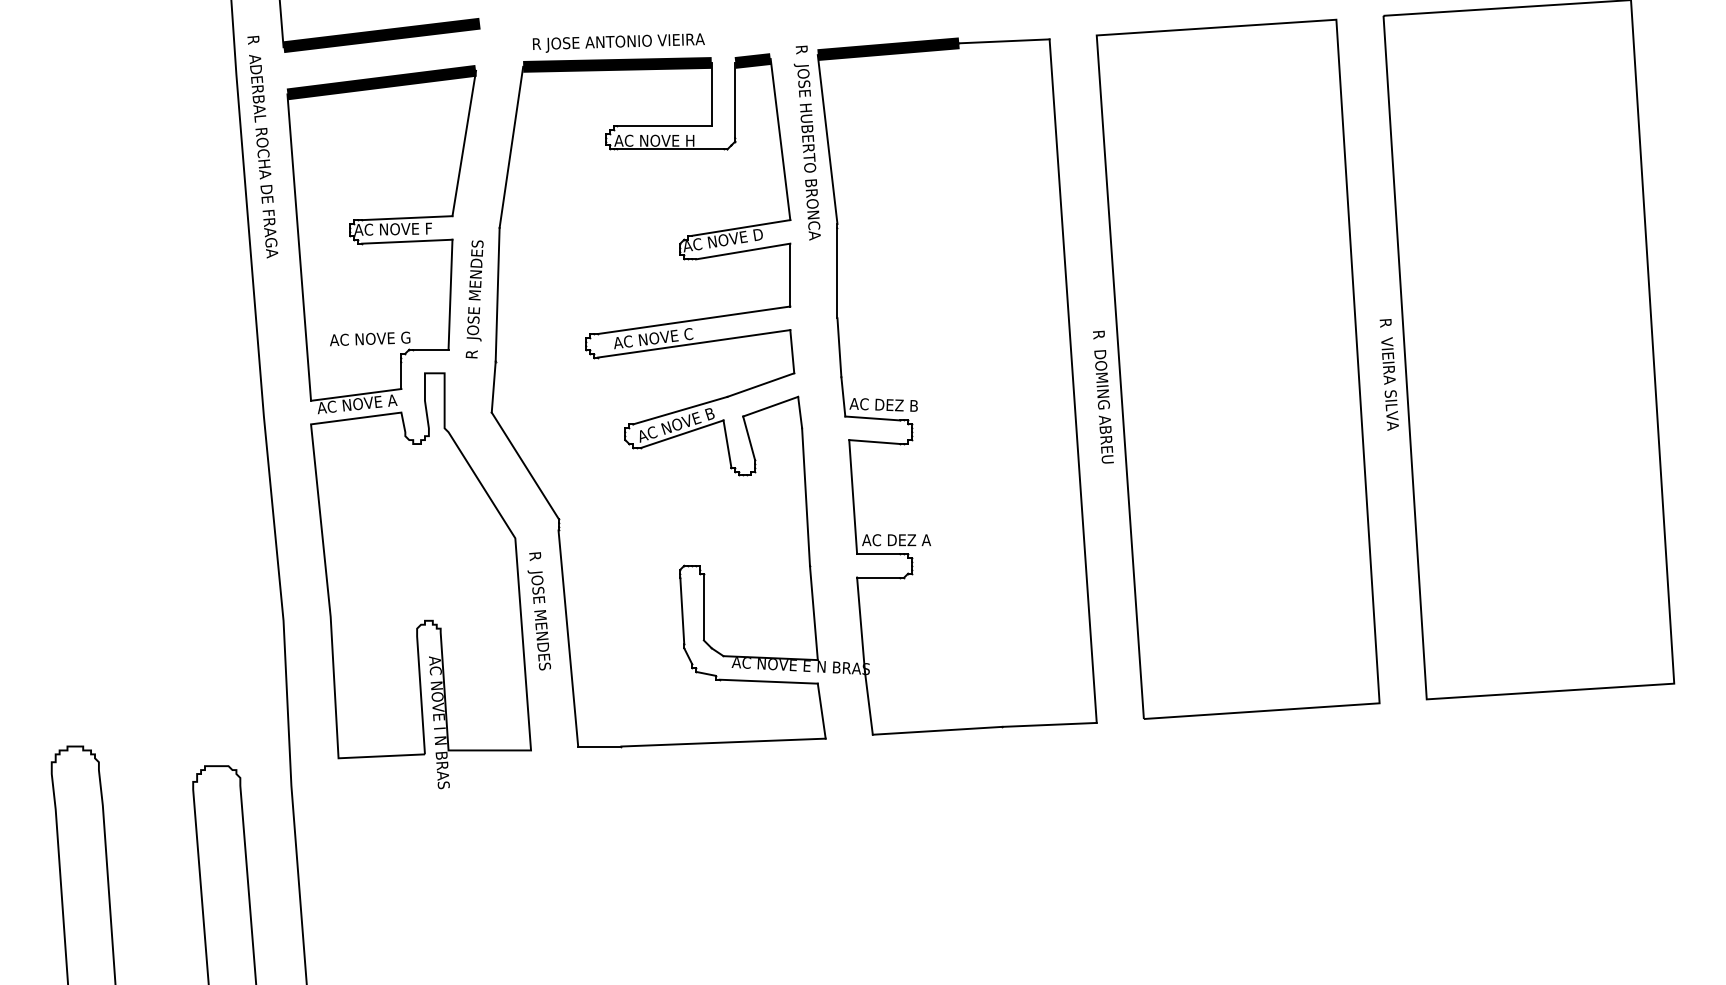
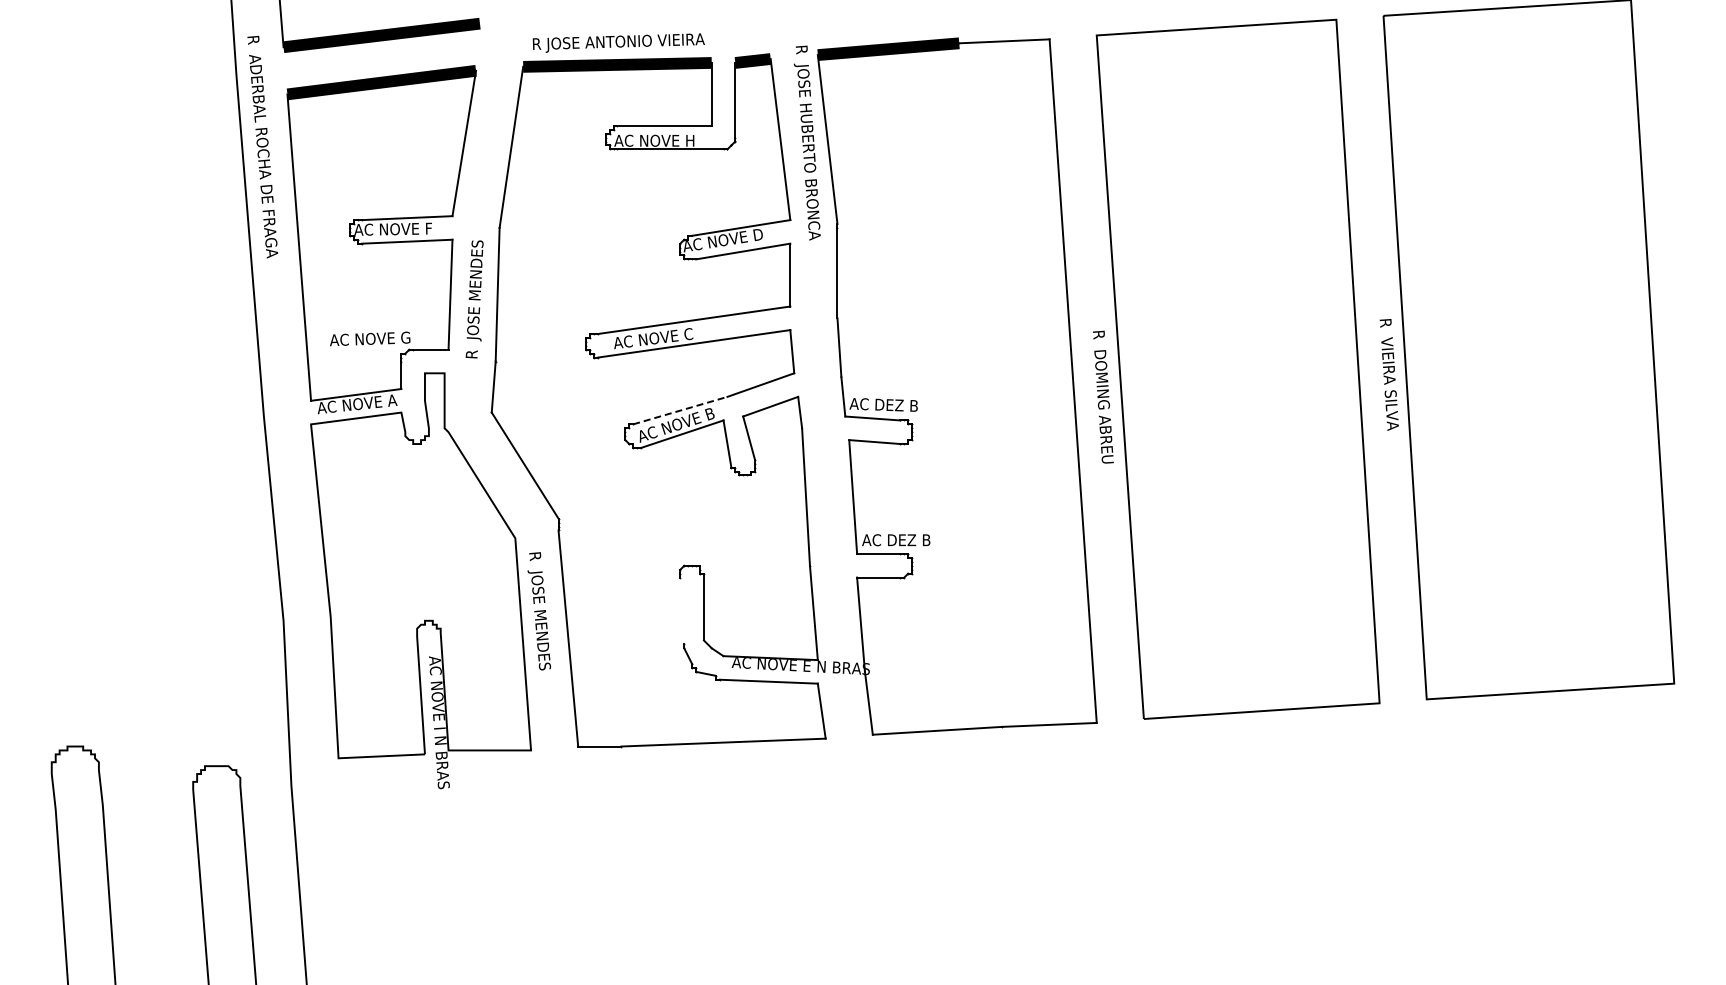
line: solid -> dashed (680, 410)
text: AC DEZ A -> AC DEZ B (926, 540)
line: present -> none (682, 610)
